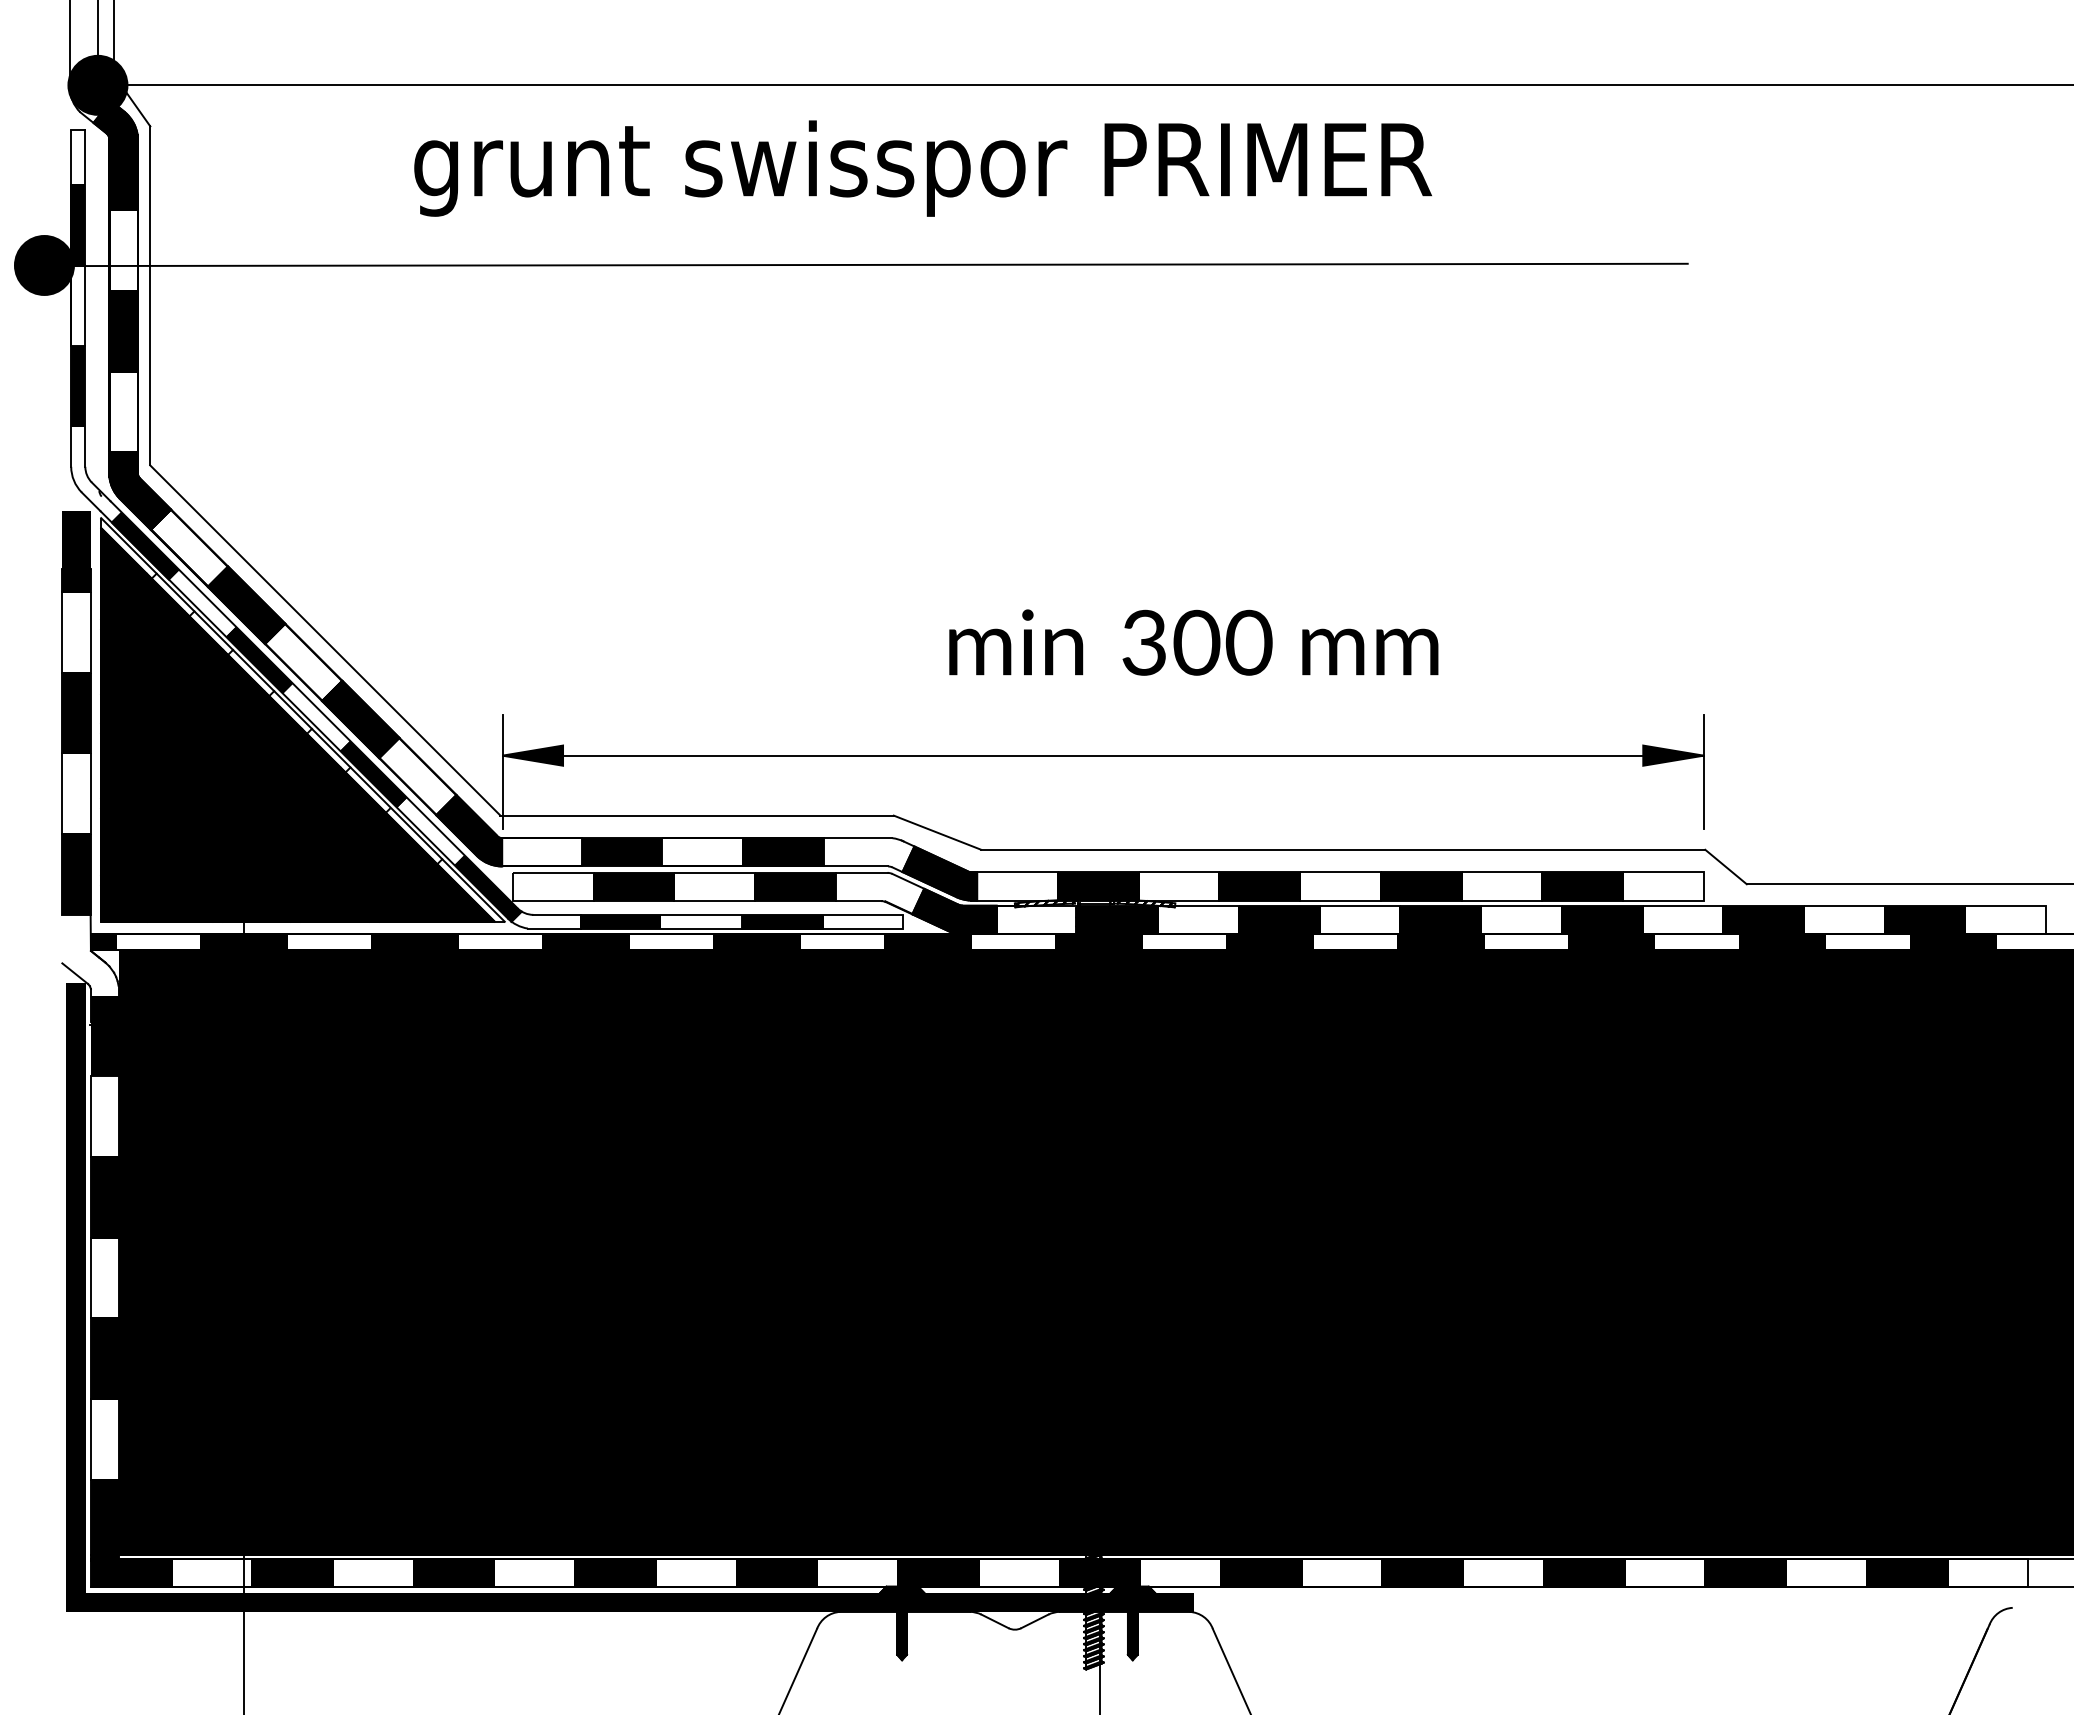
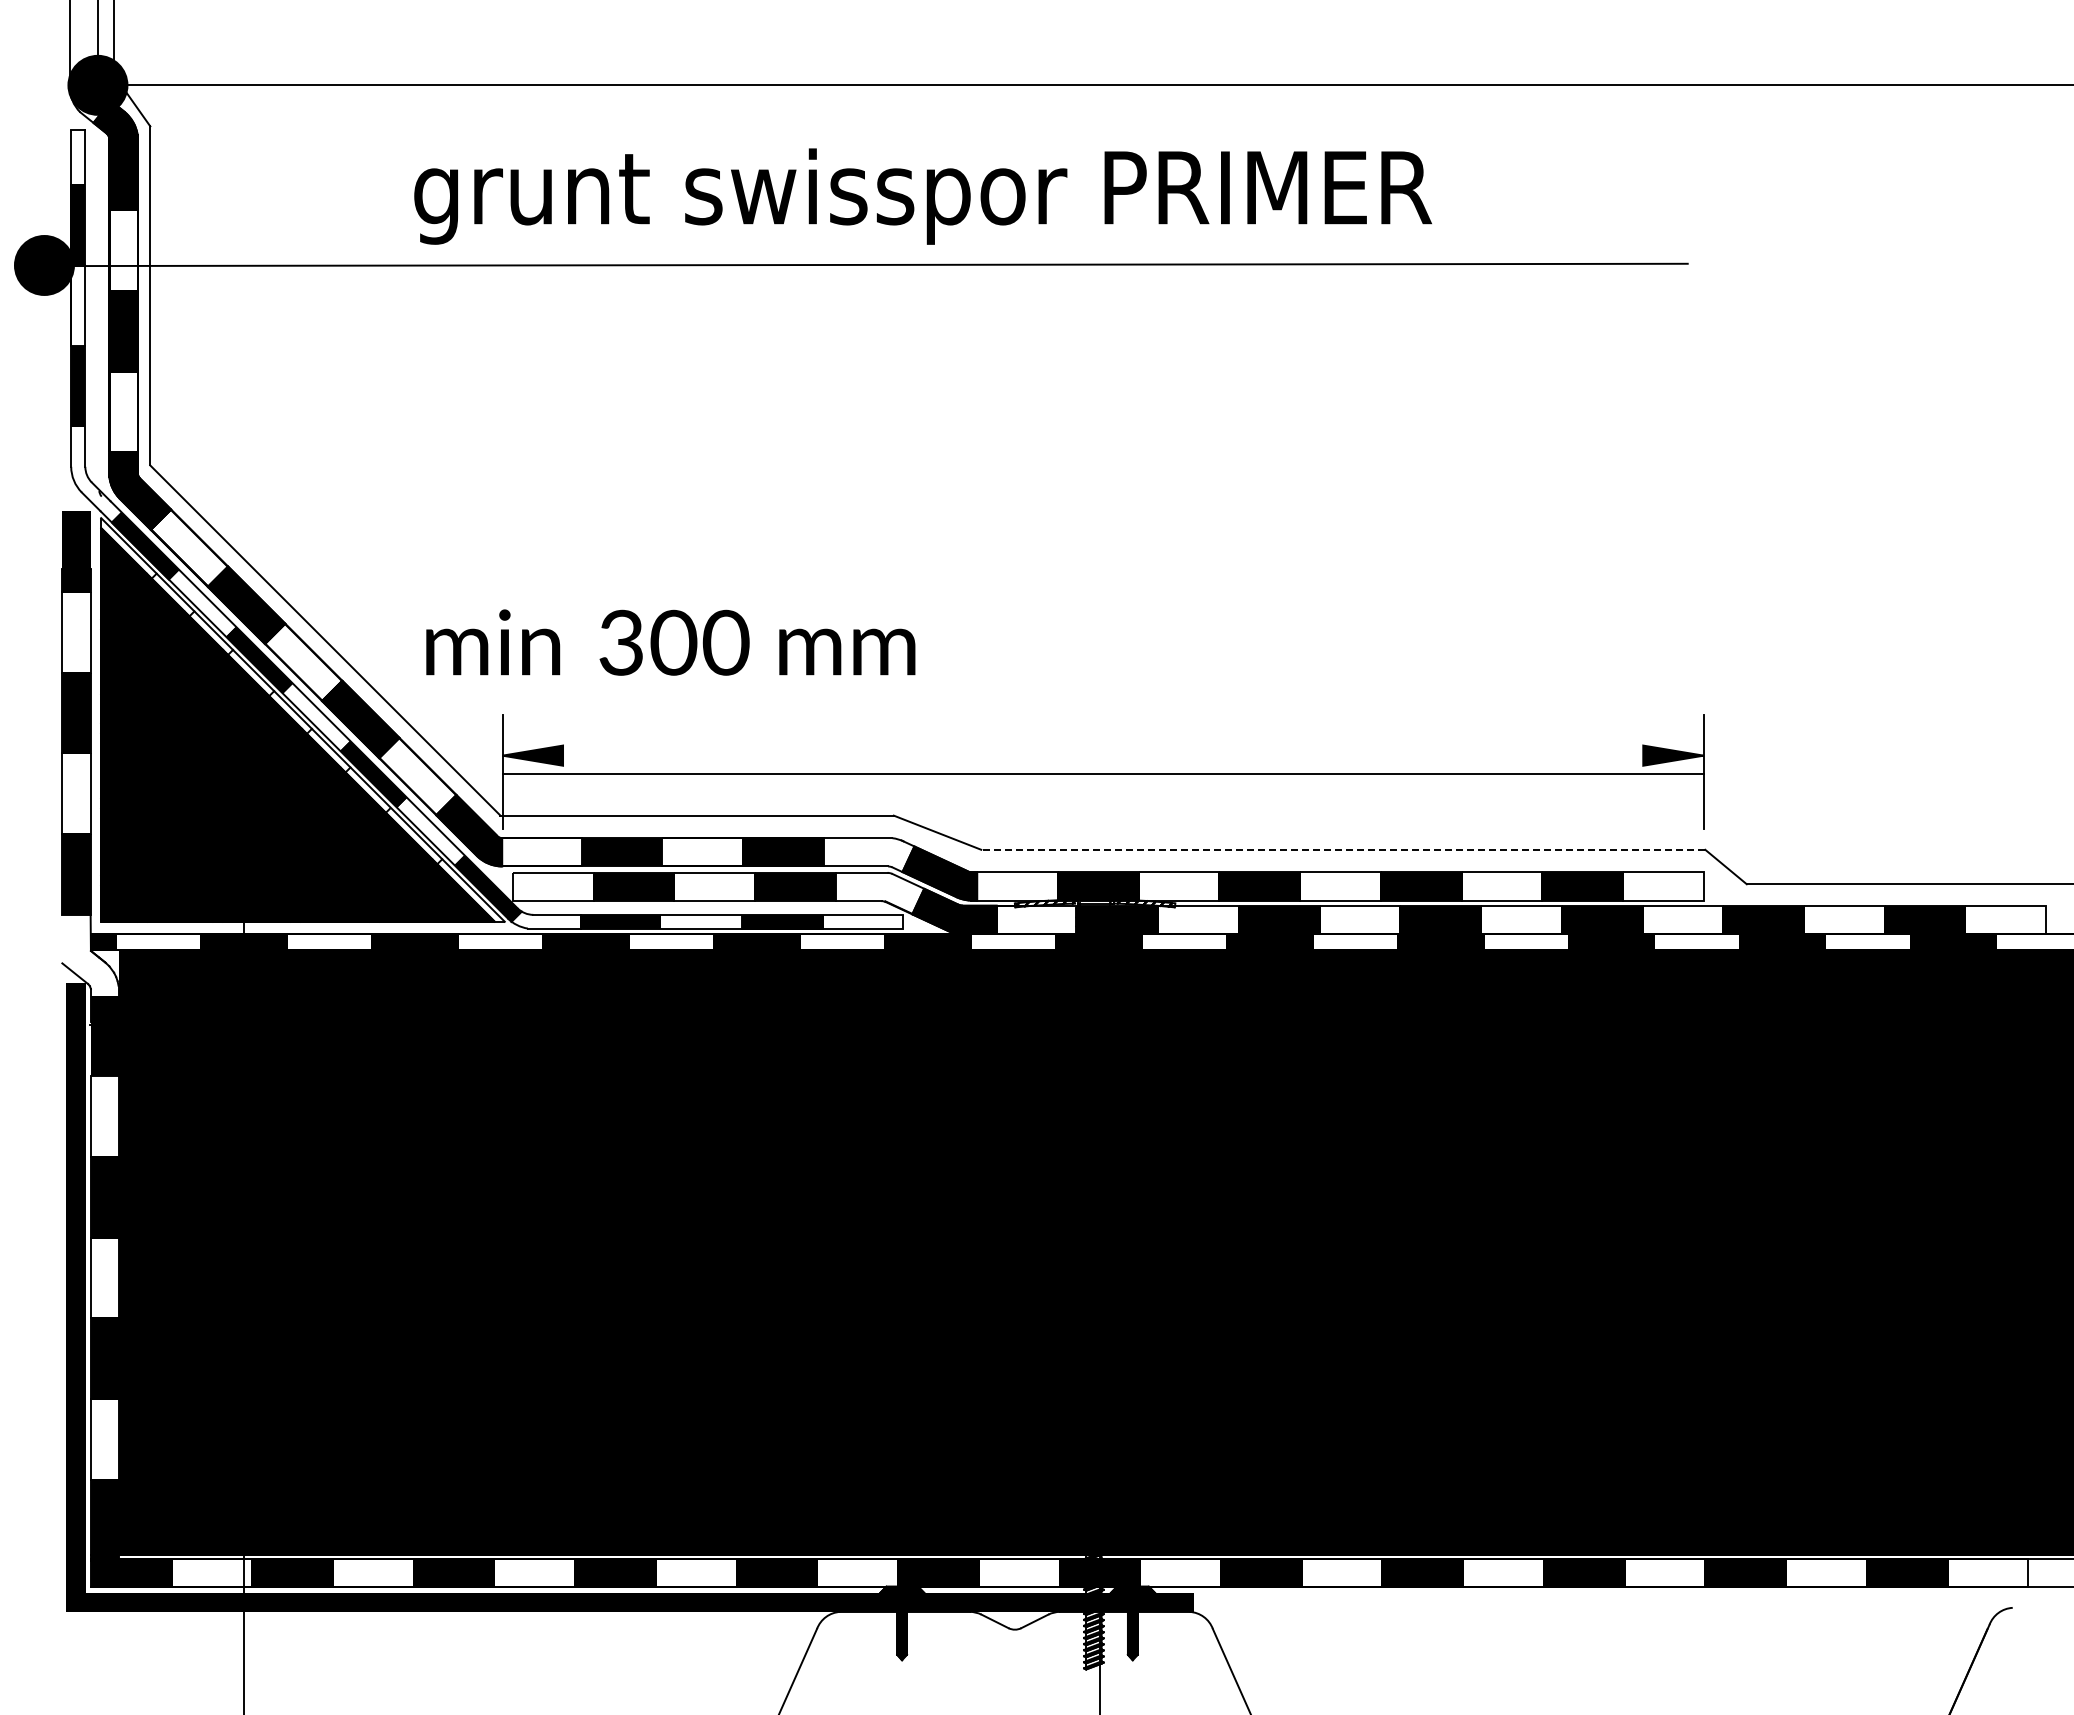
text position: (922, 168) -> (922, 196) (922, 196)
text position: (1193, 642) -> (670, 642) (670, 642)
line position: (1102, 755) -> (1102, 773) (1102, 773)
line: solid -> dashed (1342, 849)
